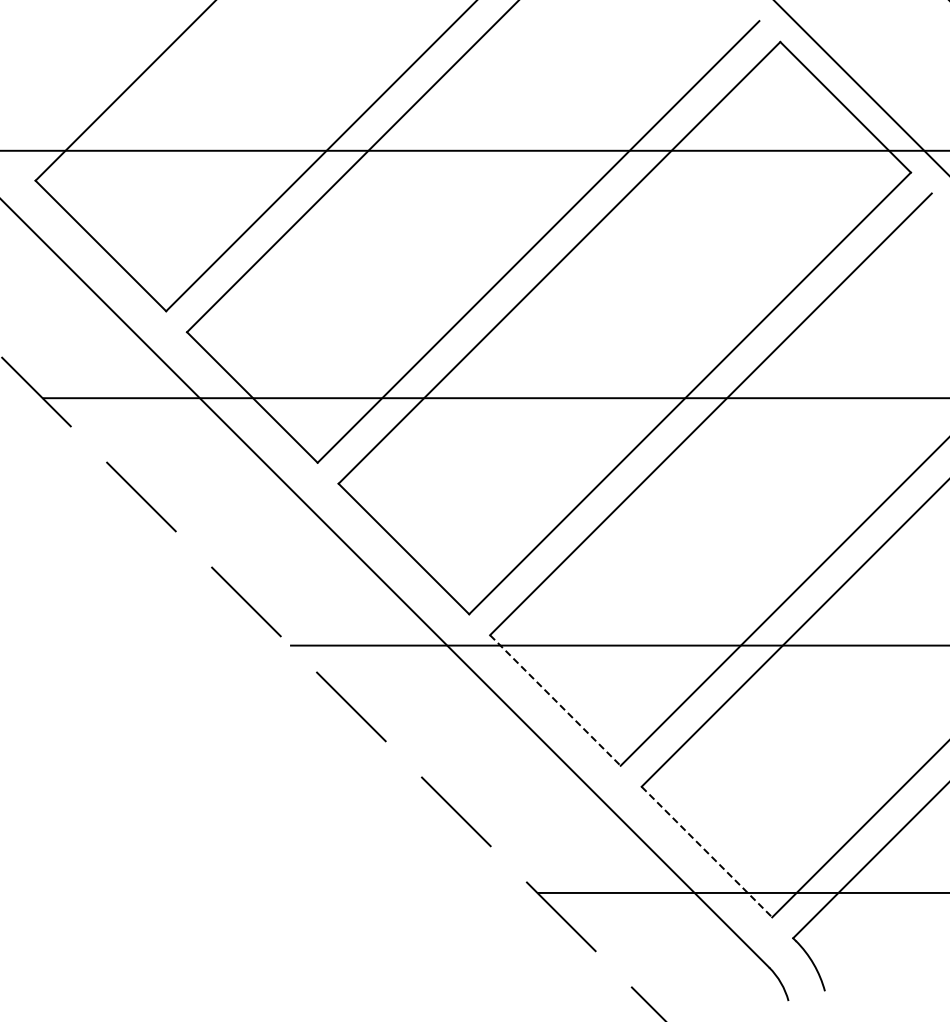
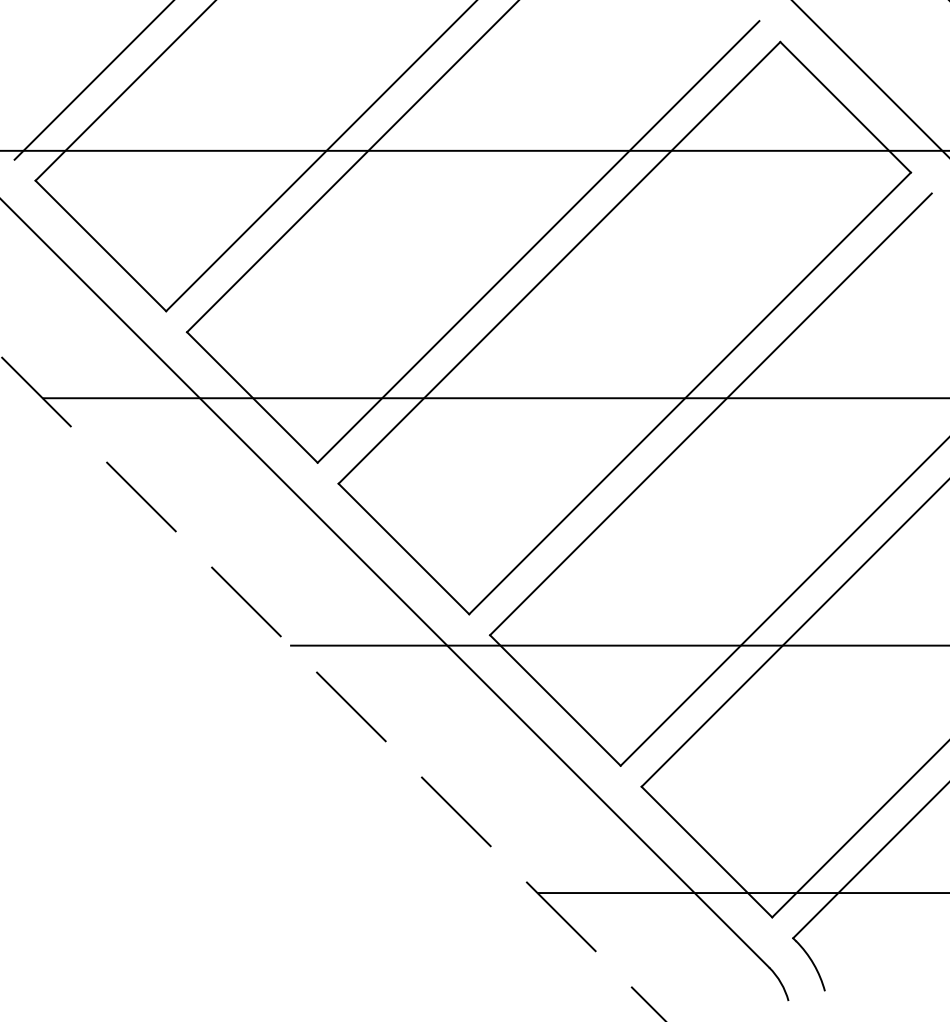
line: none -> present (92, 80)
line position: (861, 87) -> (869, 78) (869, 78)
line: dashed -> solid (555, 700)
line: dashed -> solid (707, 852)
